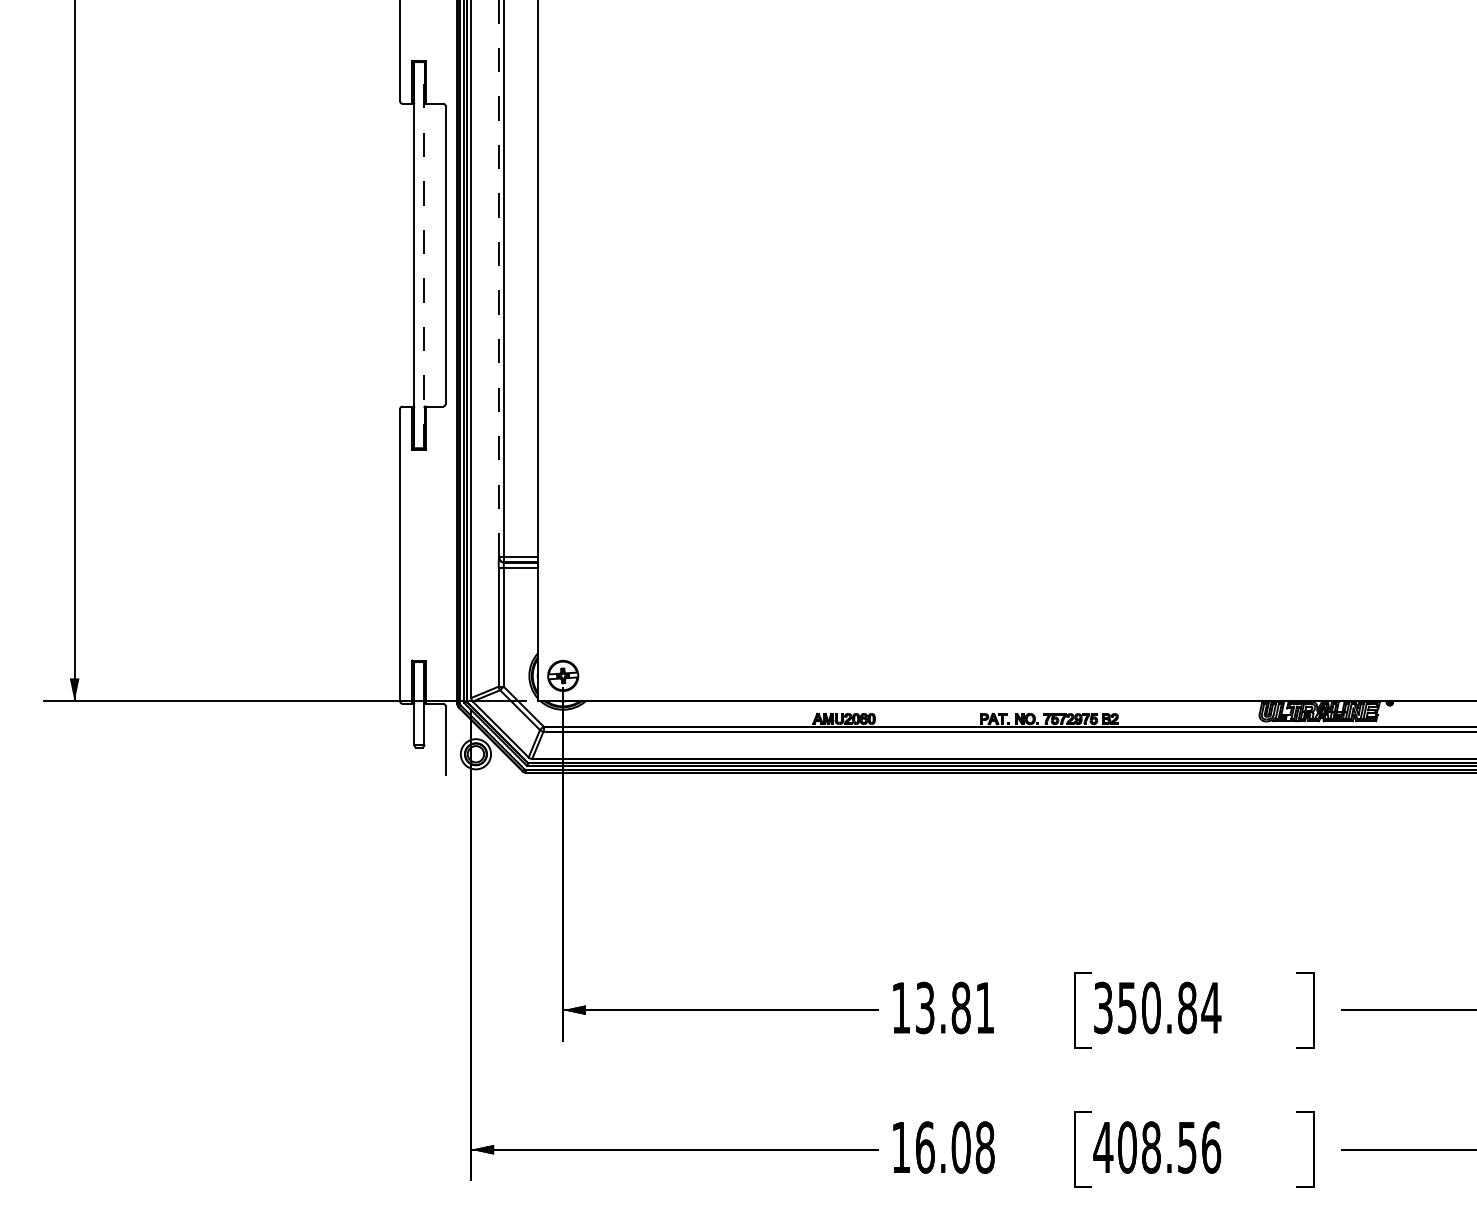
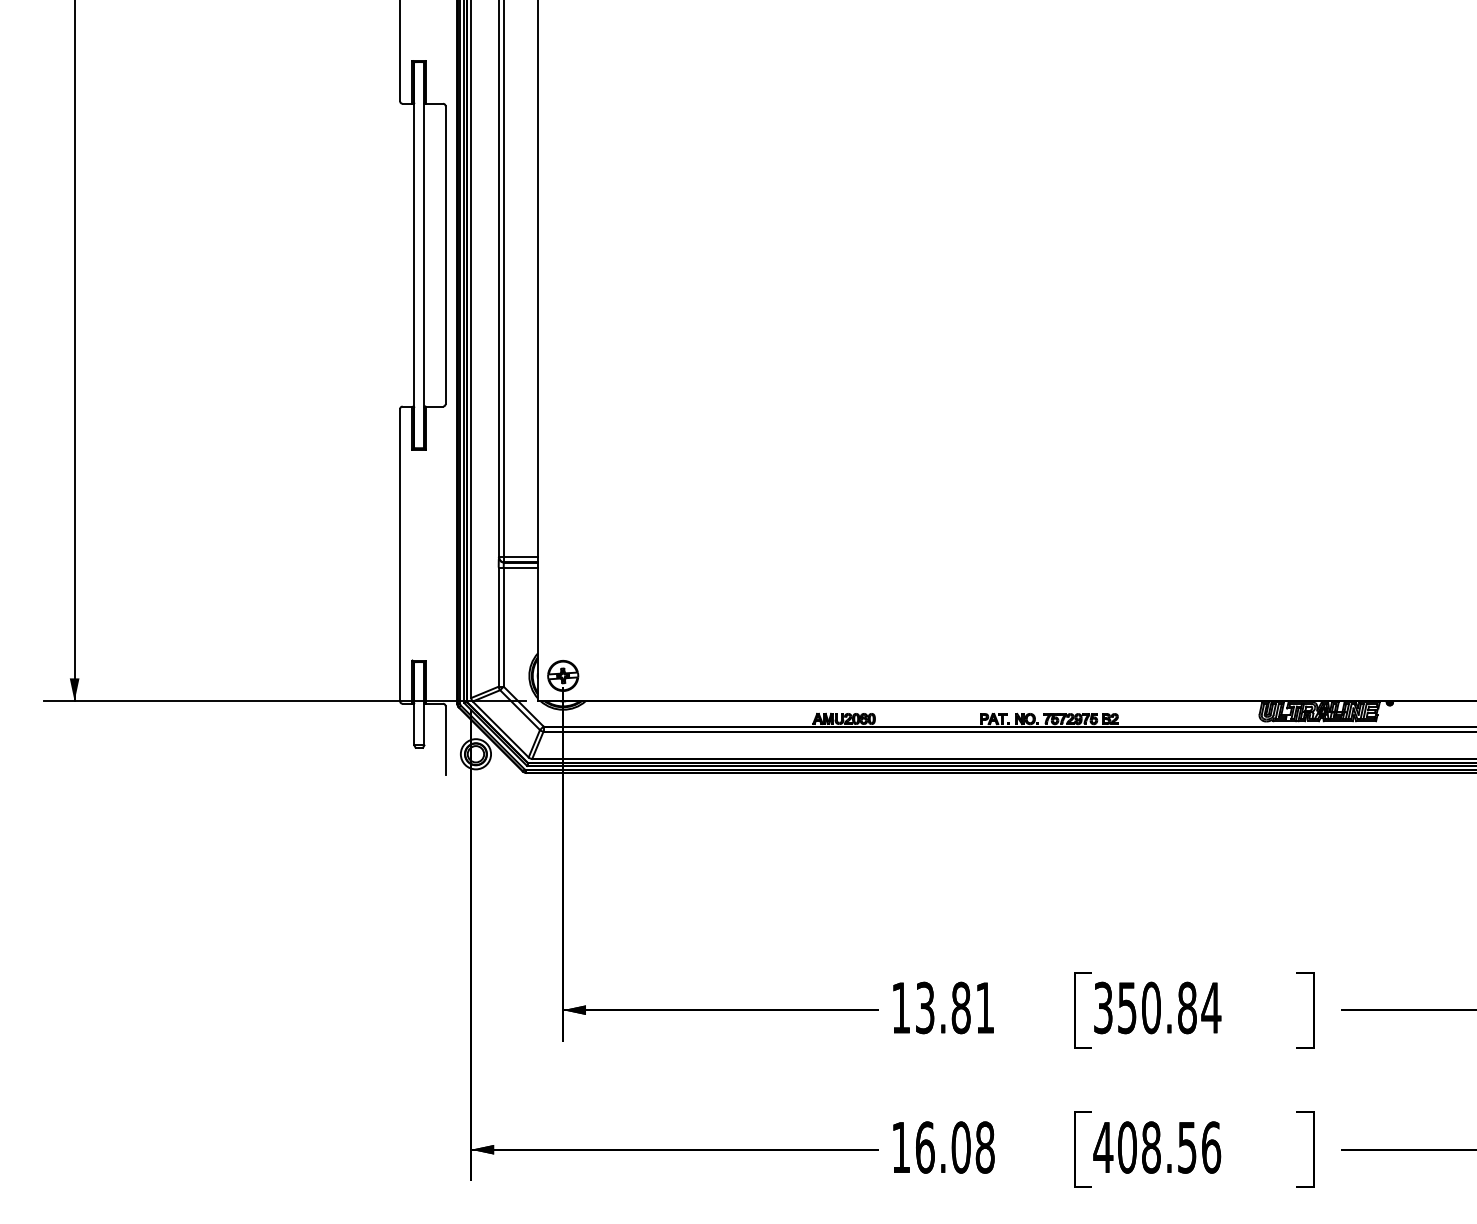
line: dashed -> solid (424, 255)
line: dashed -> solid (499, 278)
